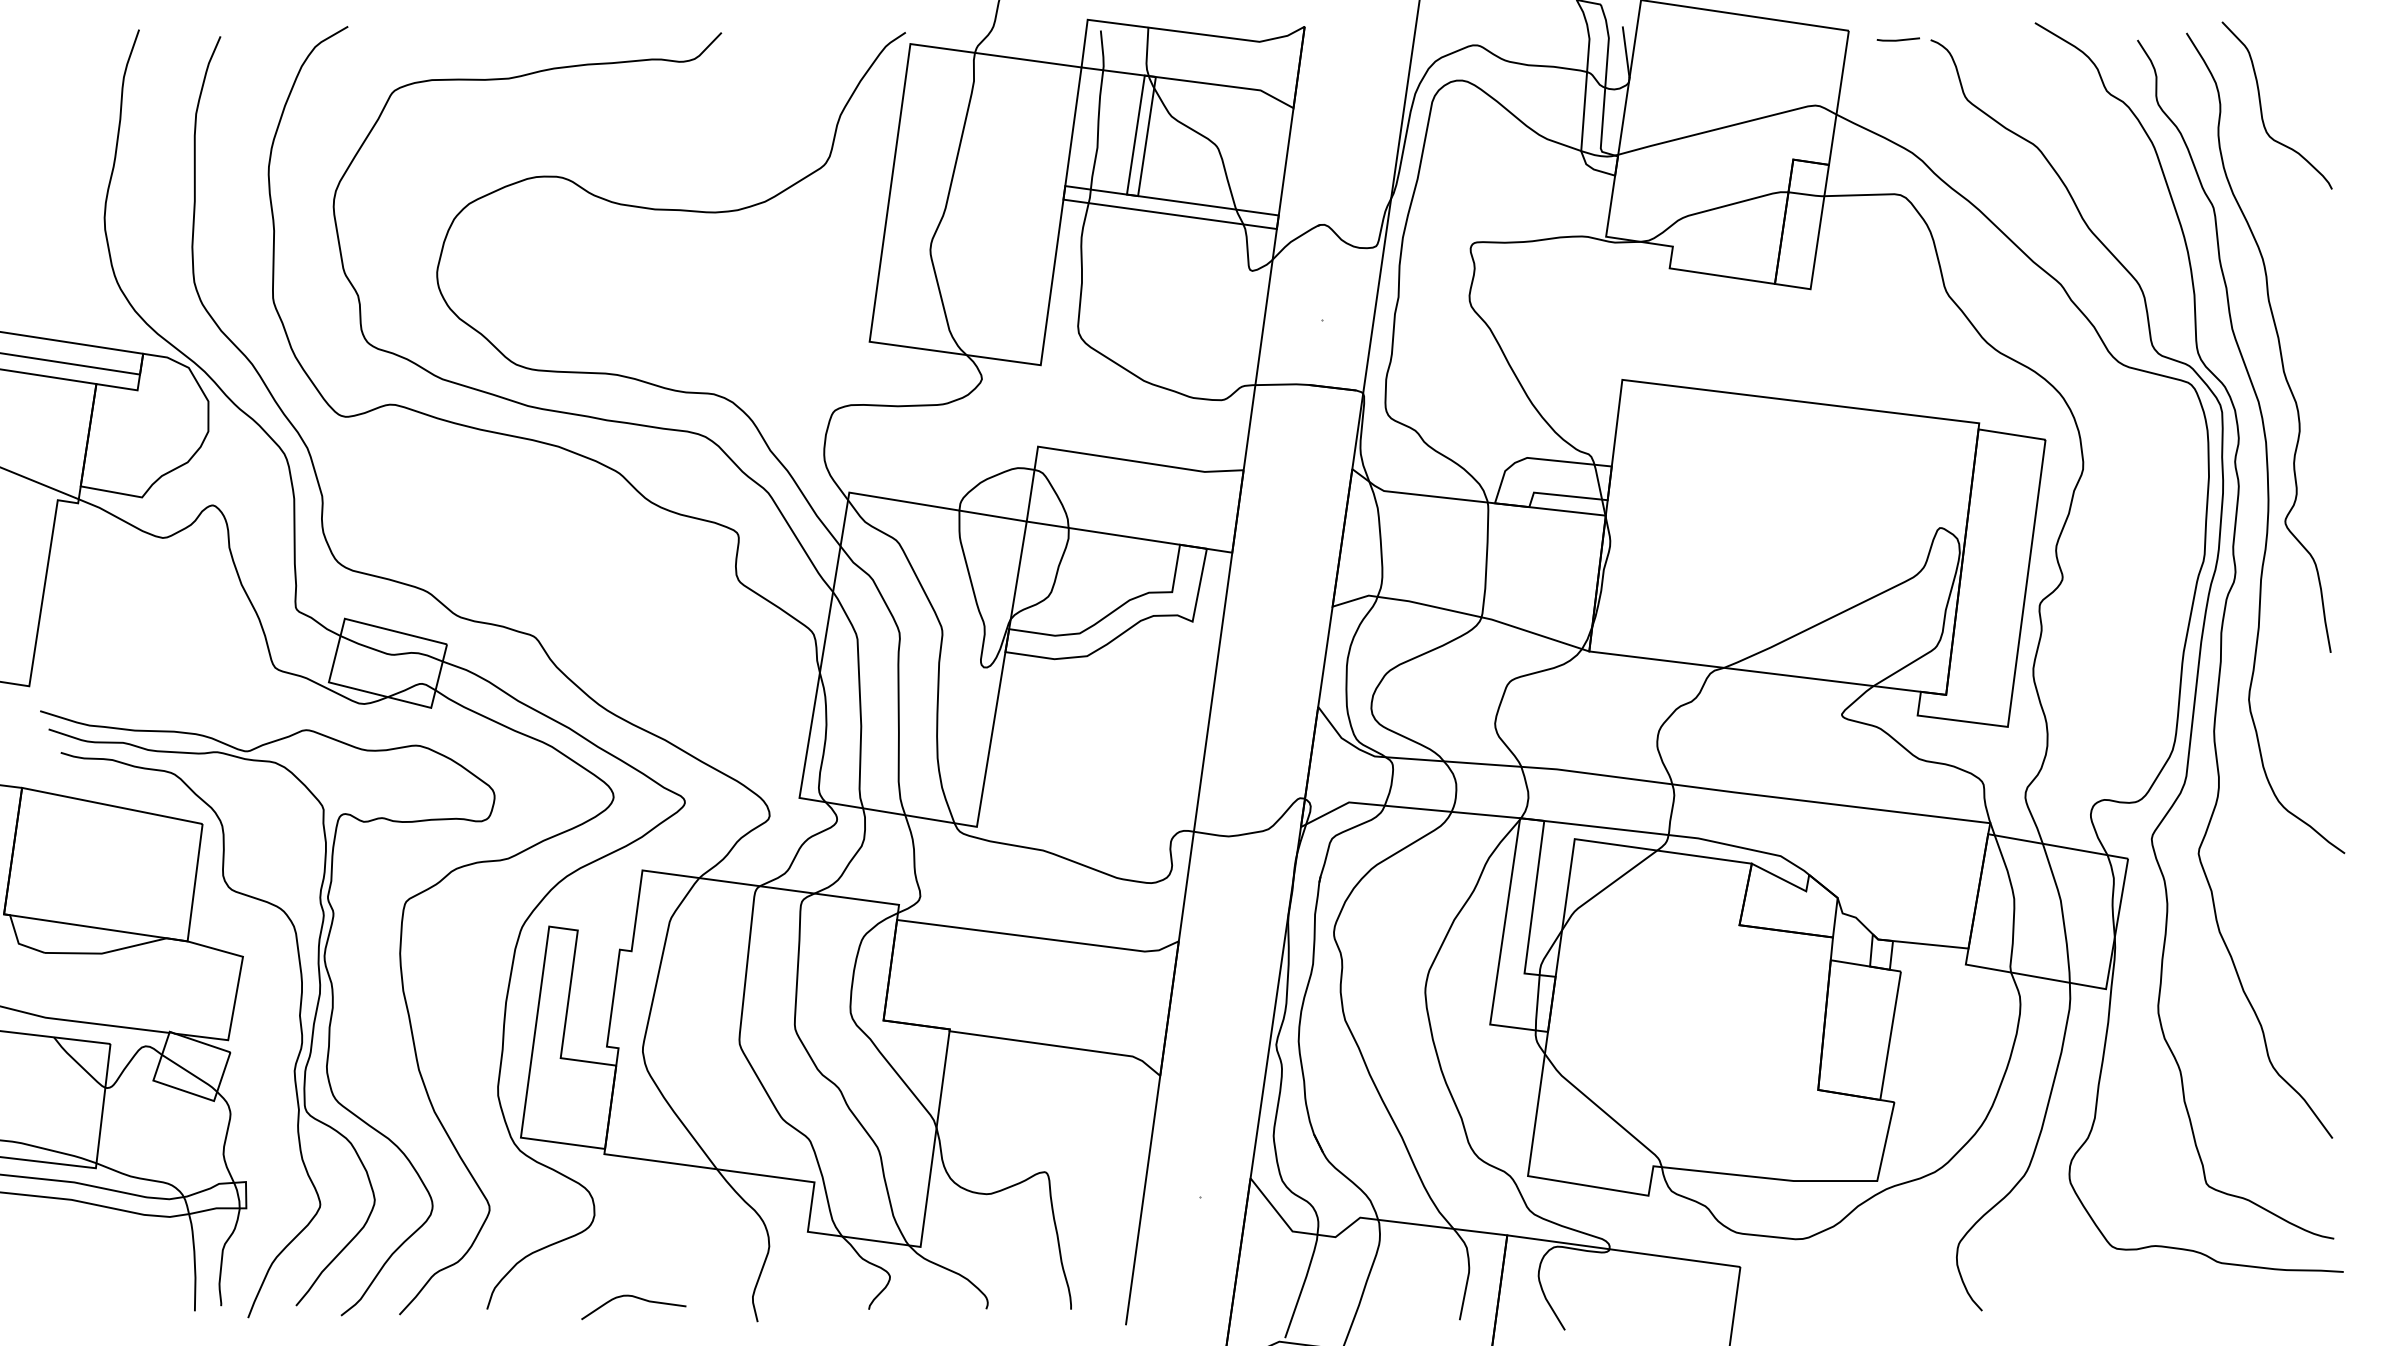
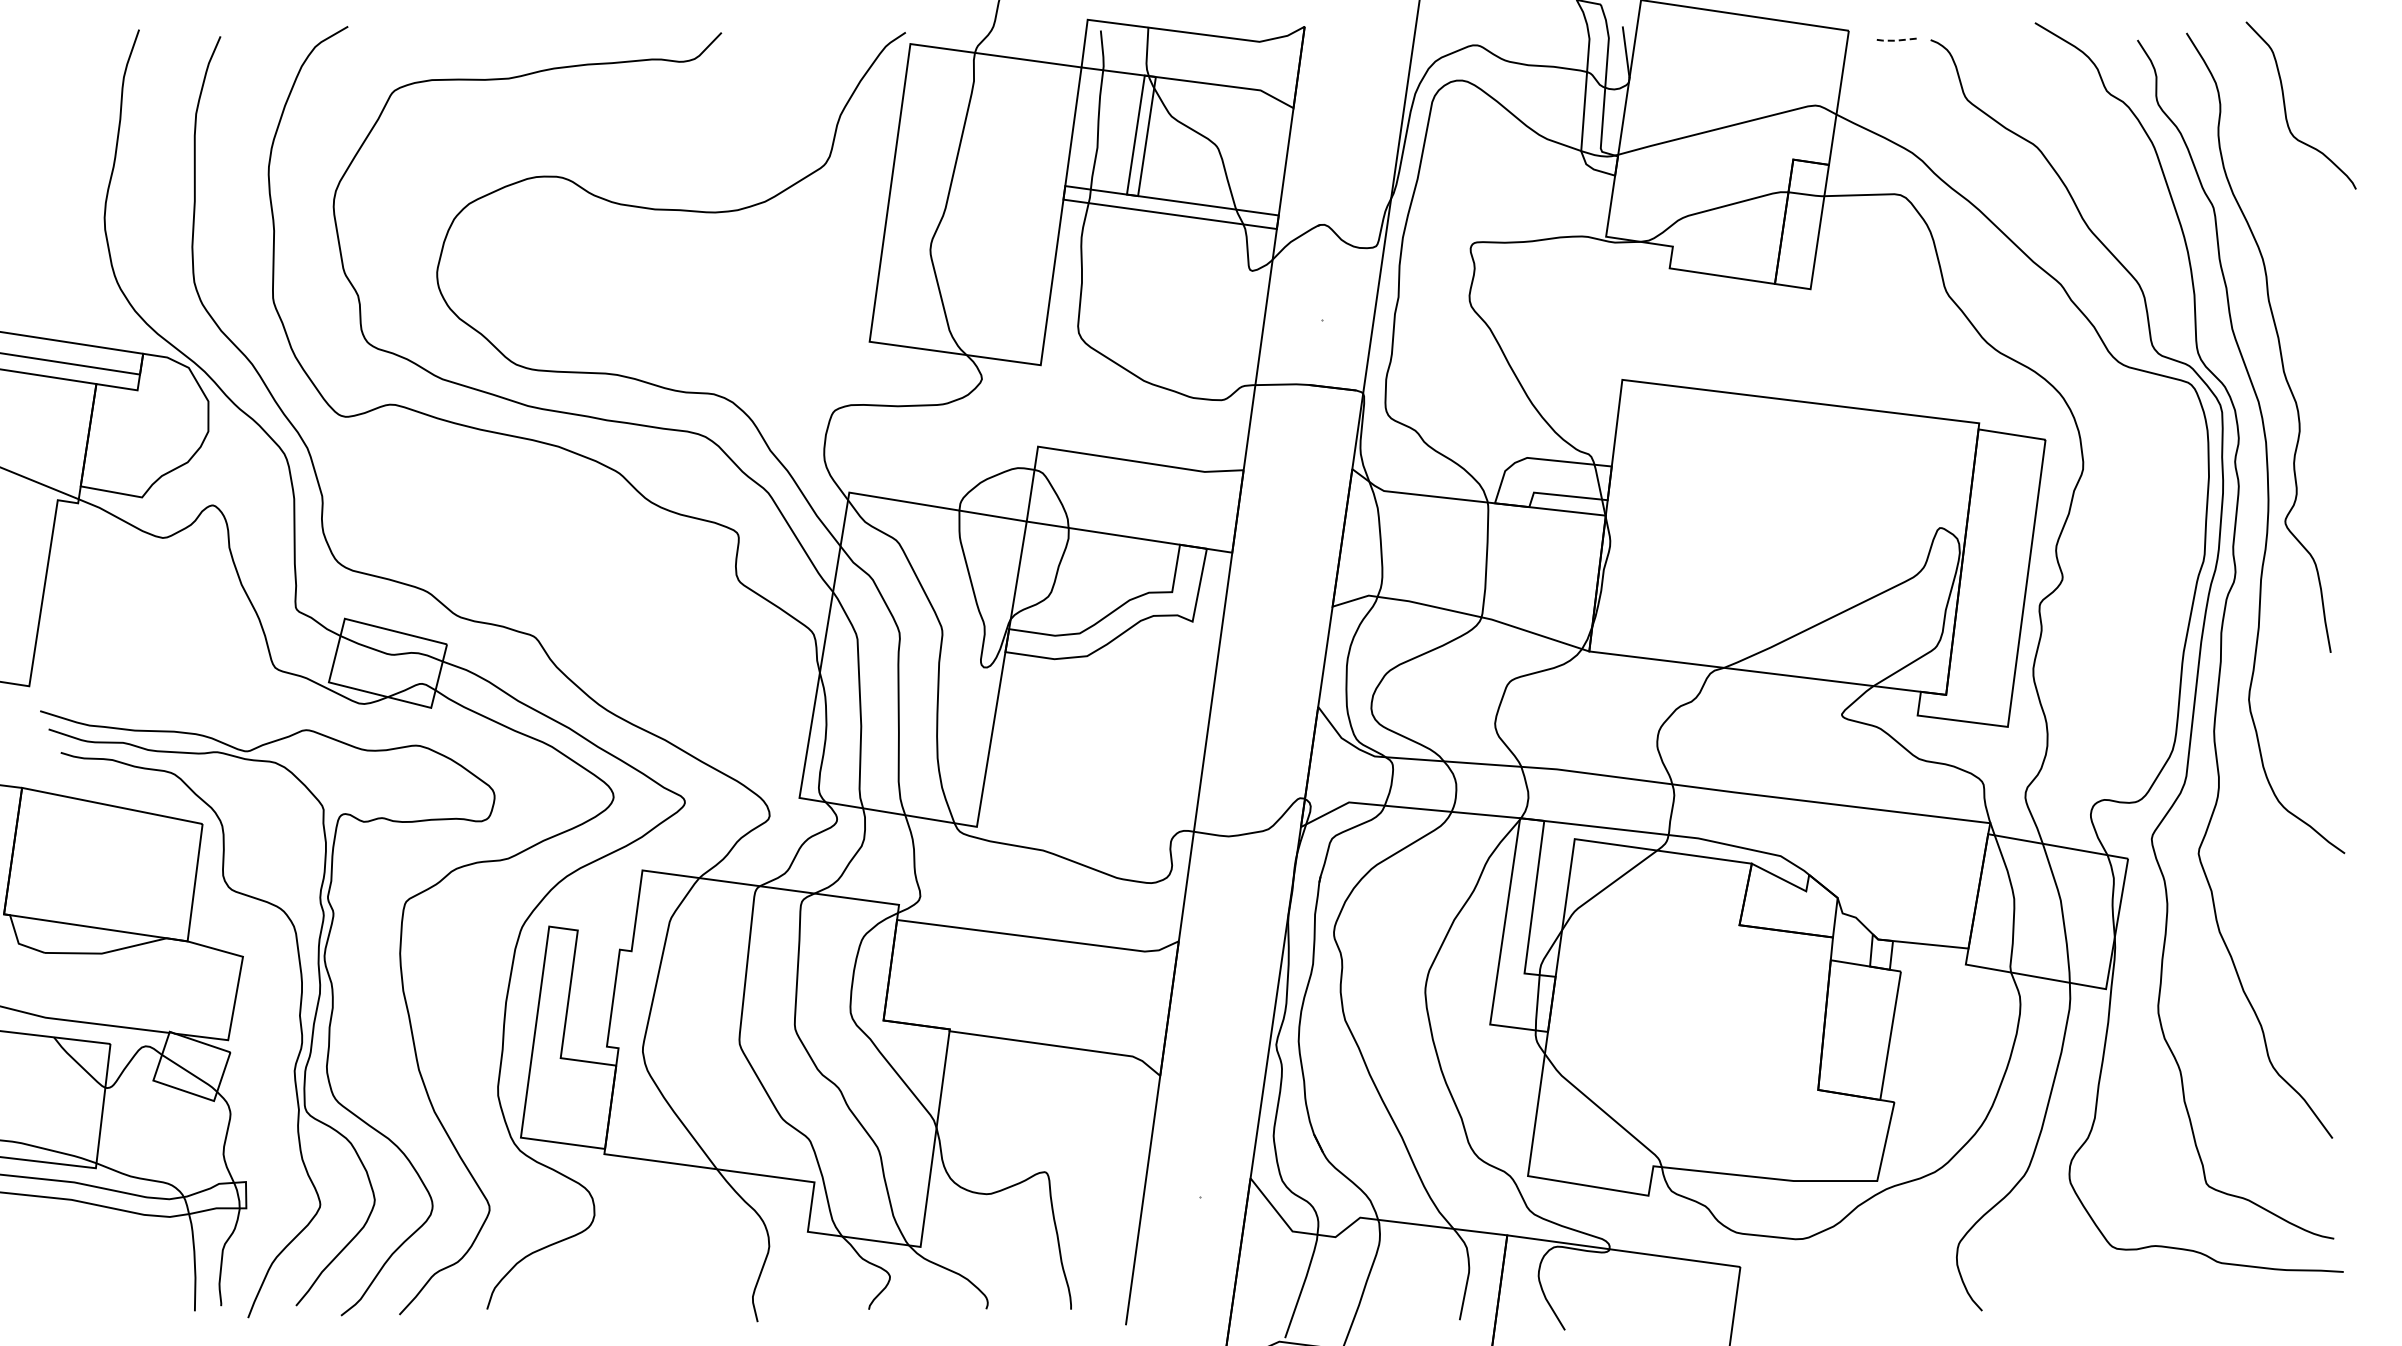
line: solid -> dashed (1897, 40)
curve position: (2262, 110) -> (2286, 110) (2286, 110)
curve: present -> none (636, 1298)
